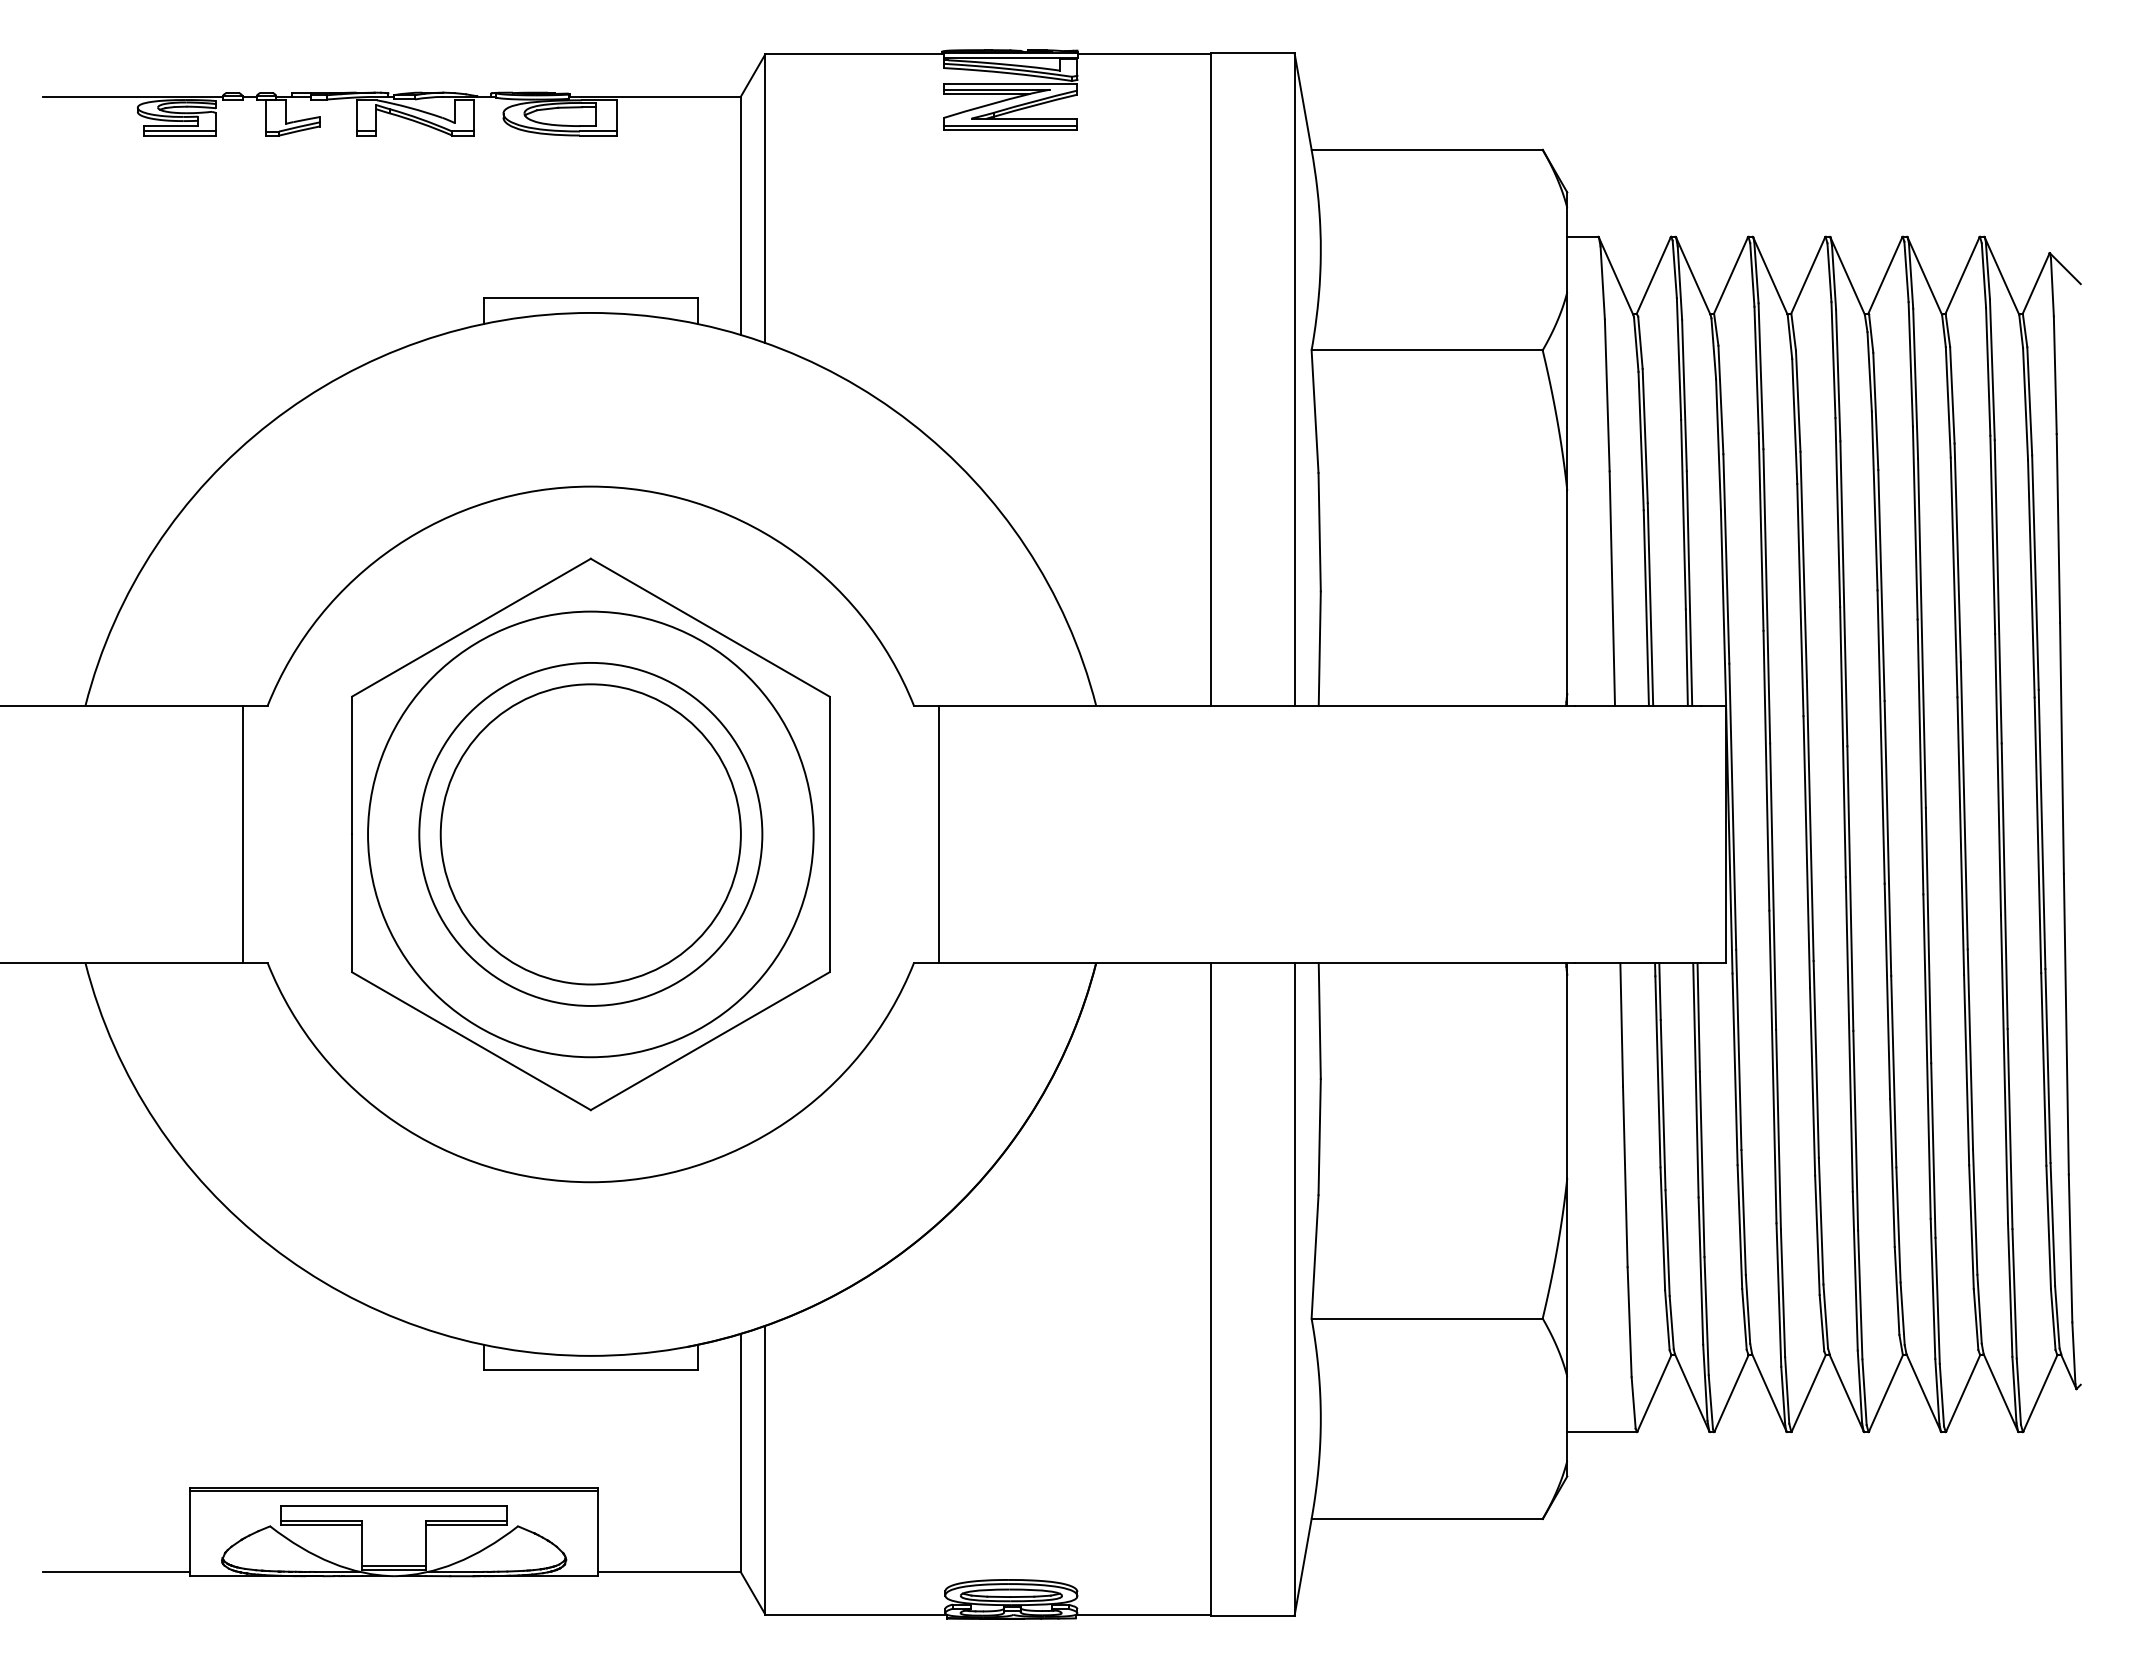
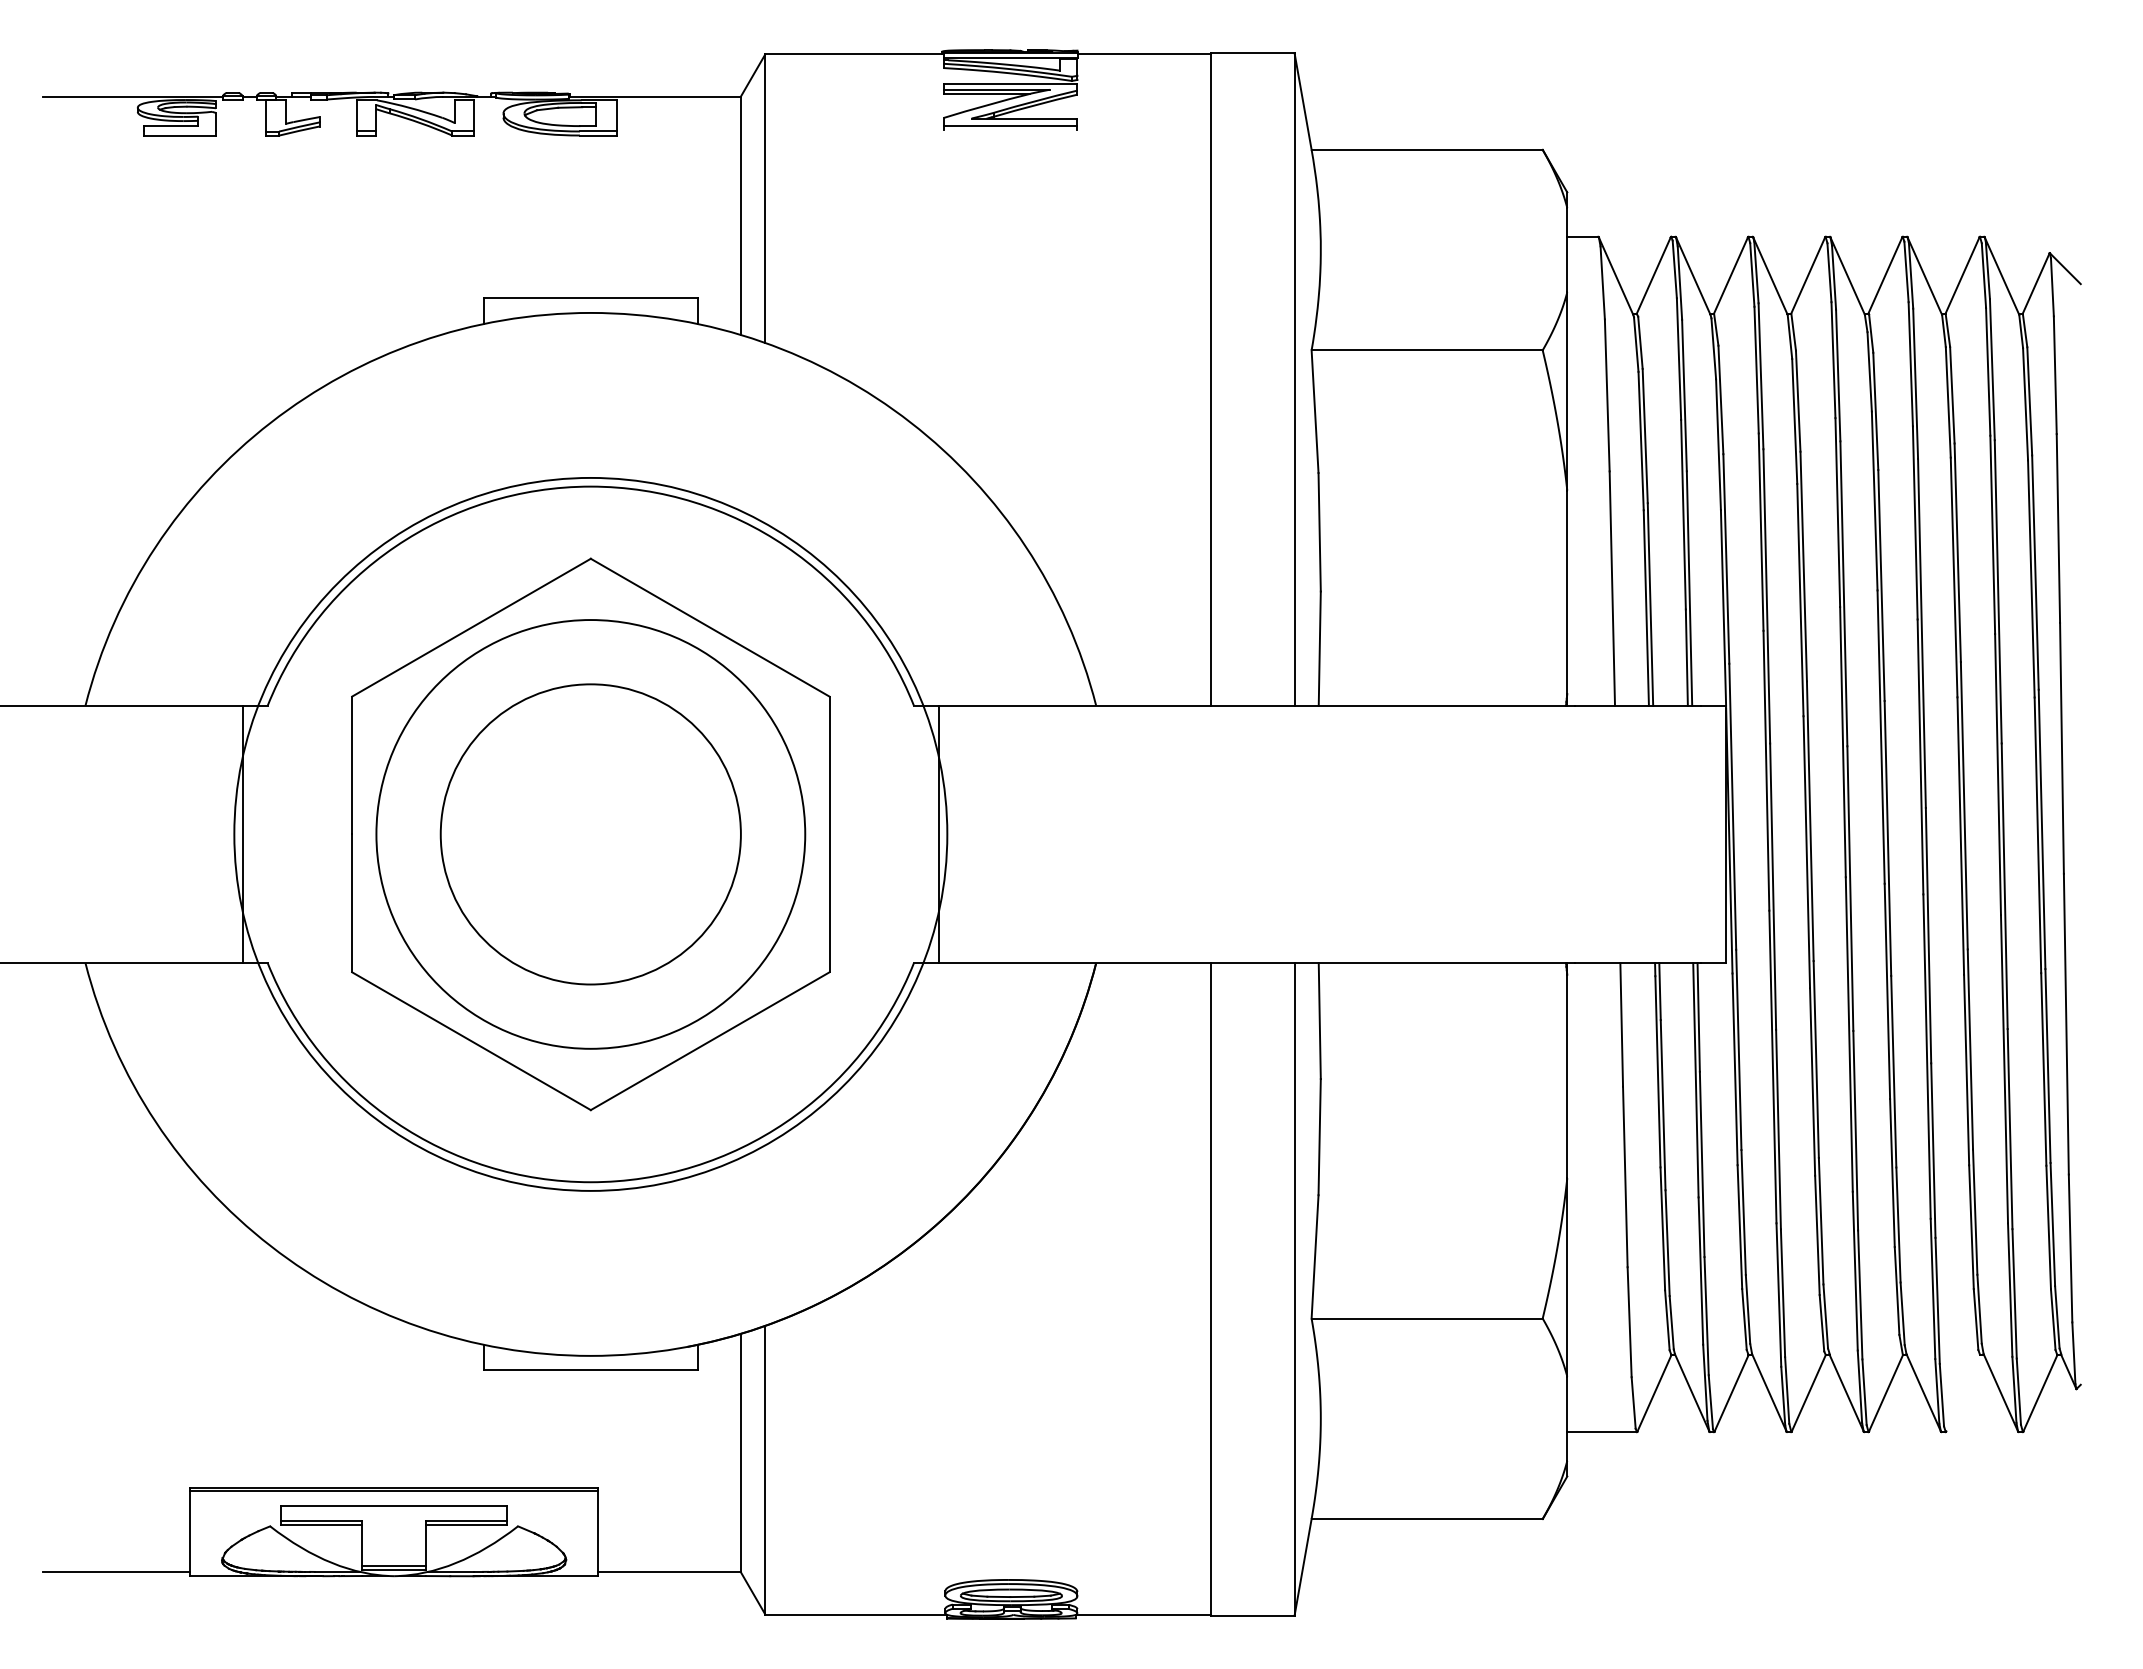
line: present -> none (1010, 130)
line: present -> none (179, 131)
circle diameter: 343 px -> 429 px (590, 834)
circle diameter: 446 px -> 713 px (590, 833)
line: present -> none (1963, 1392)
